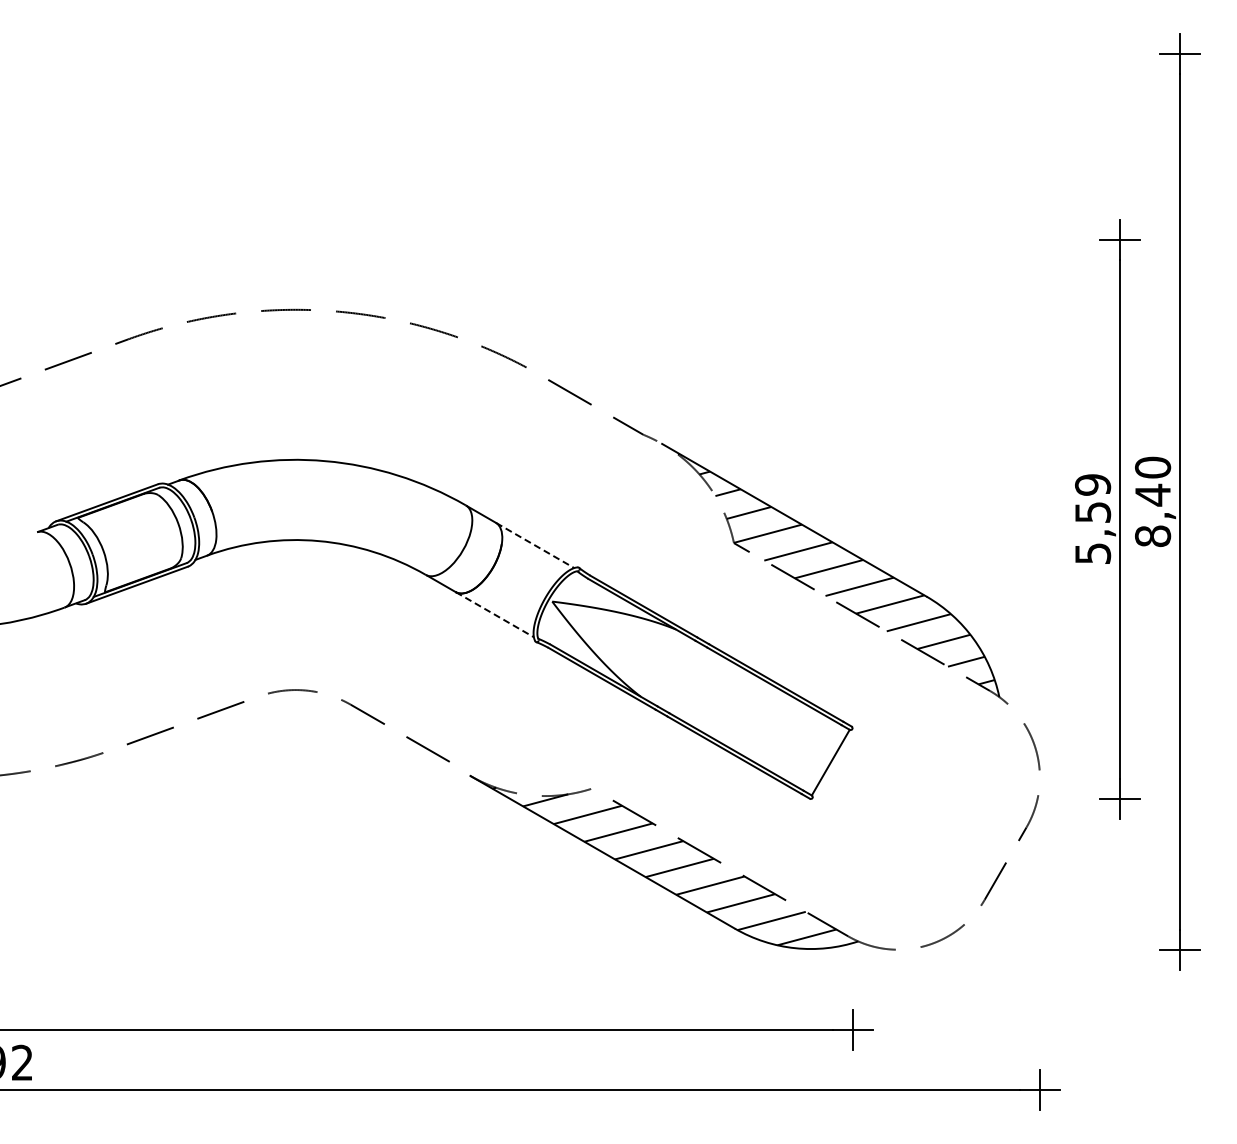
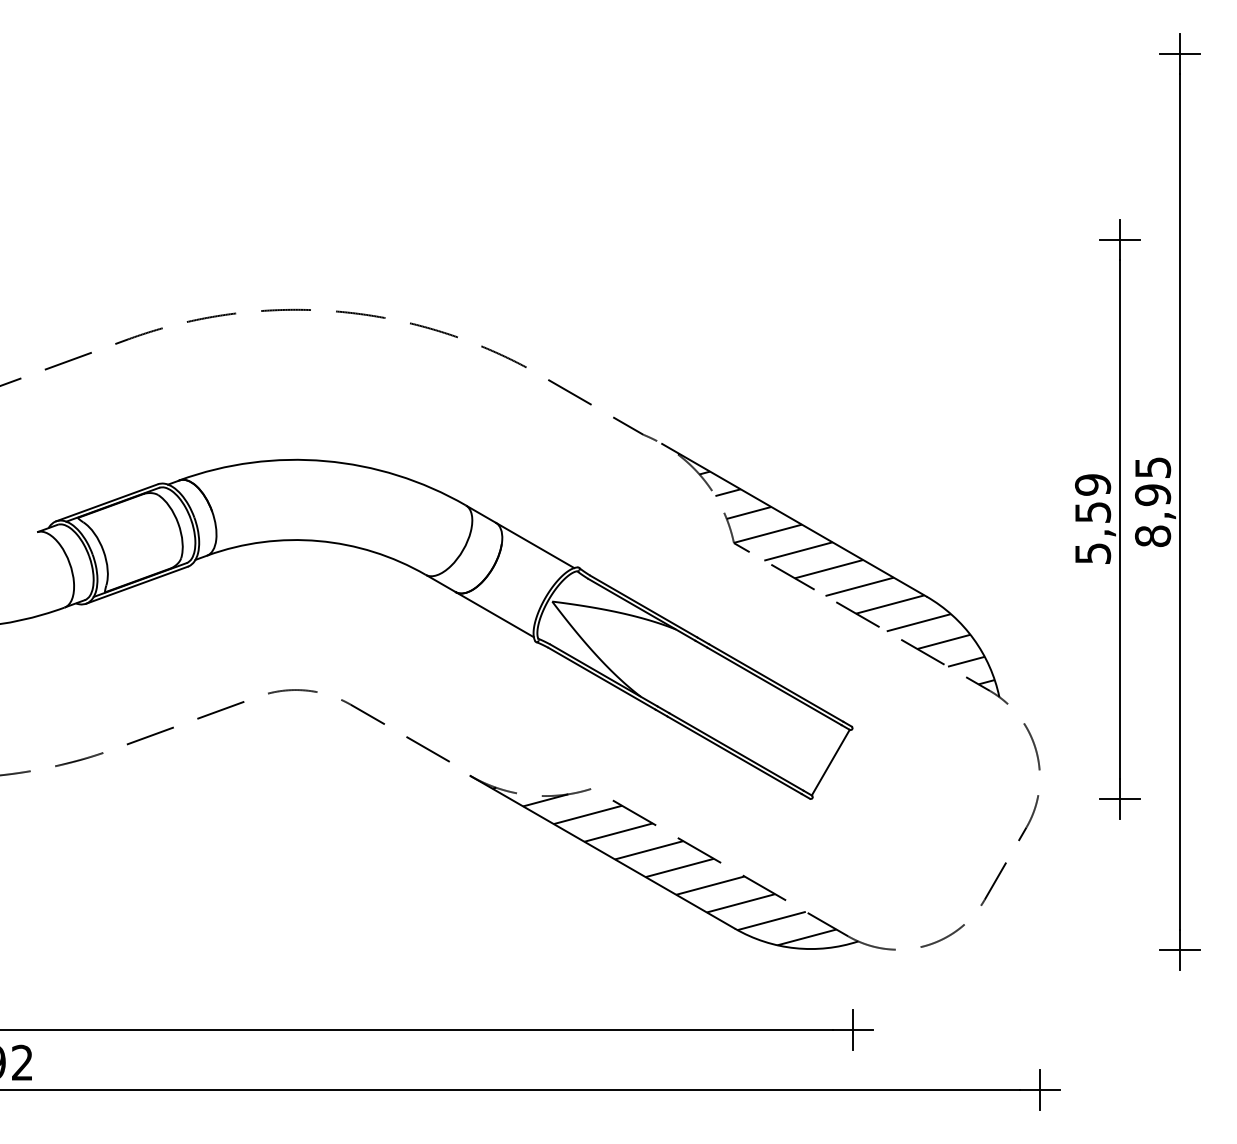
text: 8,40 -> 8,95 (1152, 481)
line: dashed -> solid (535, 545)
line: dashed -> solid (495, 614)
